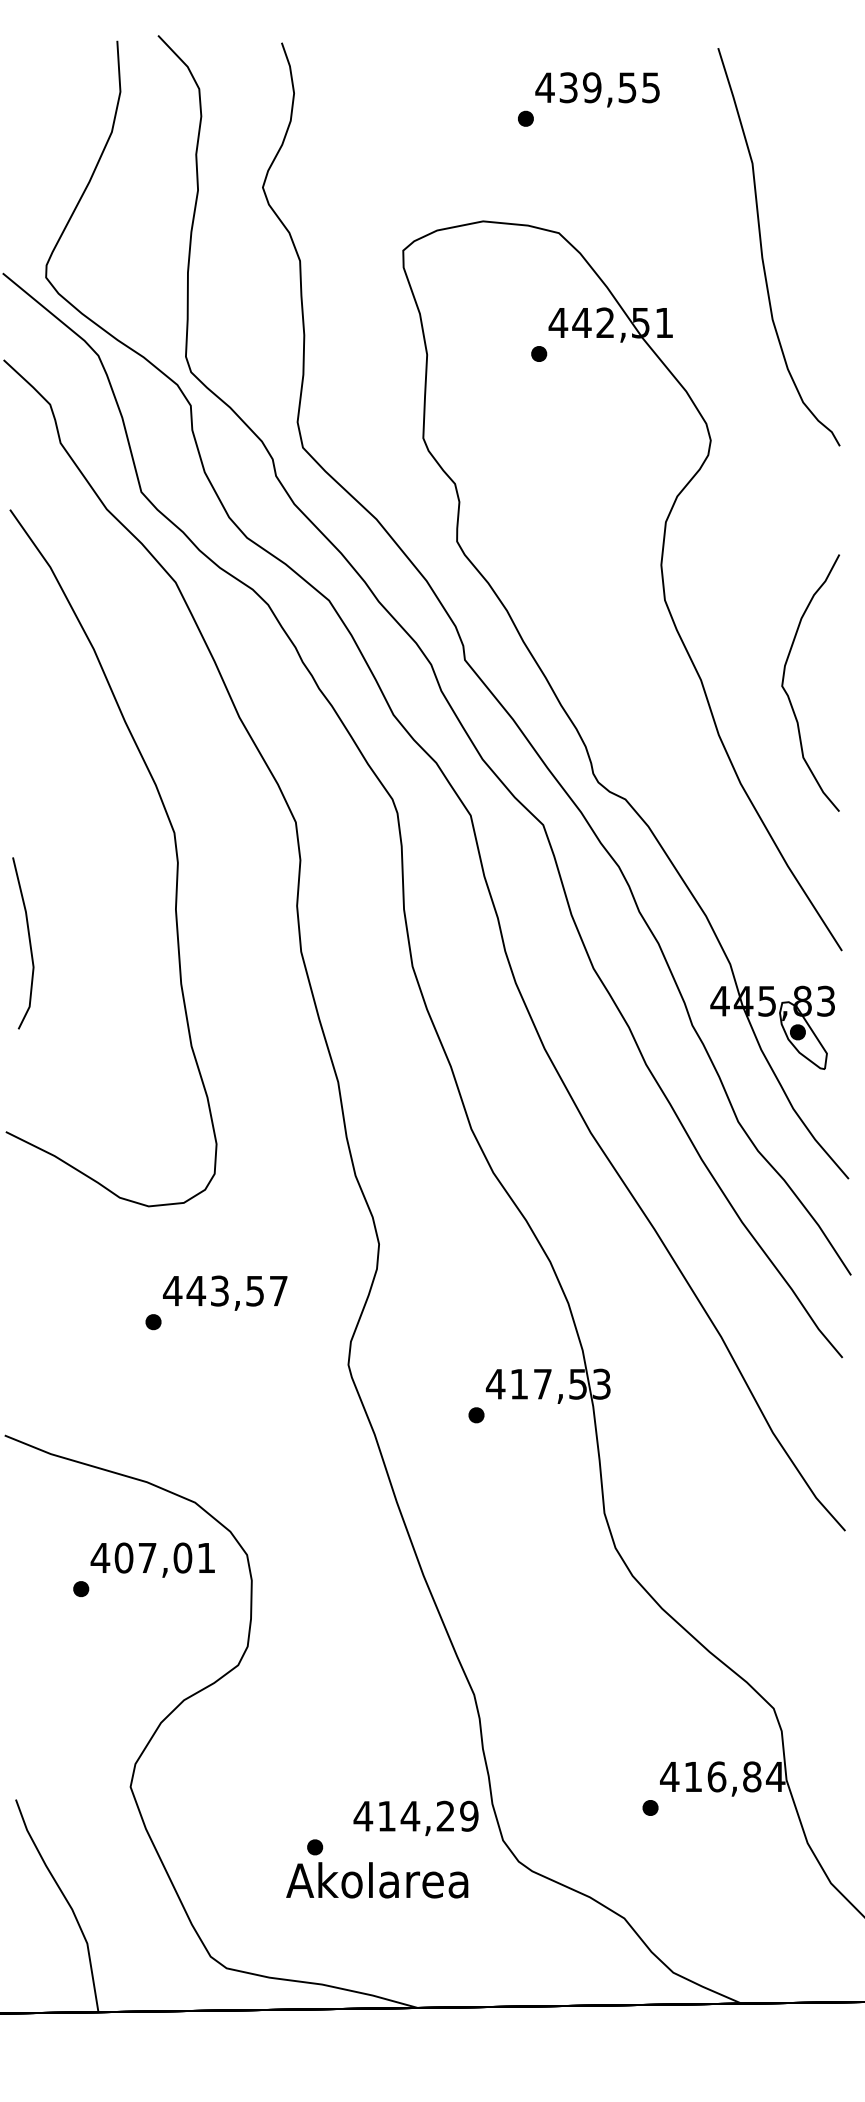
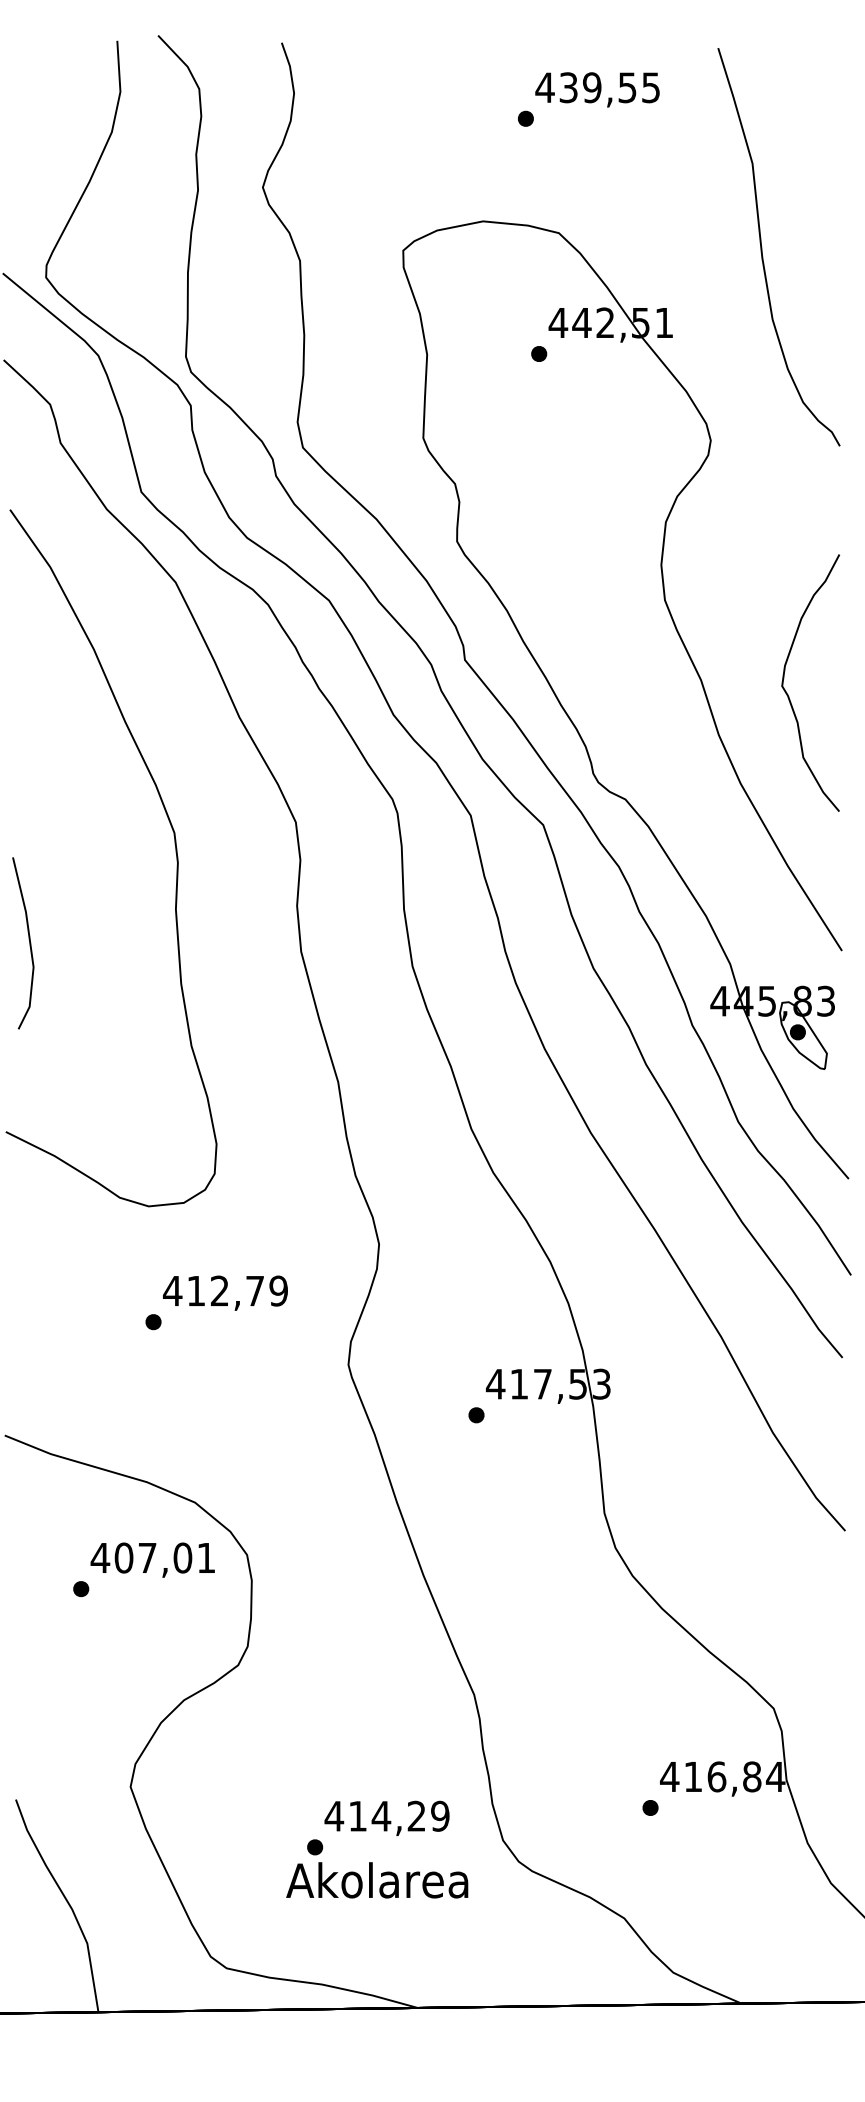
text: 443,57 -> 412,79 (236, 1290)
text position: (415, 1817) -> (386, 1817) (386, 1817)
